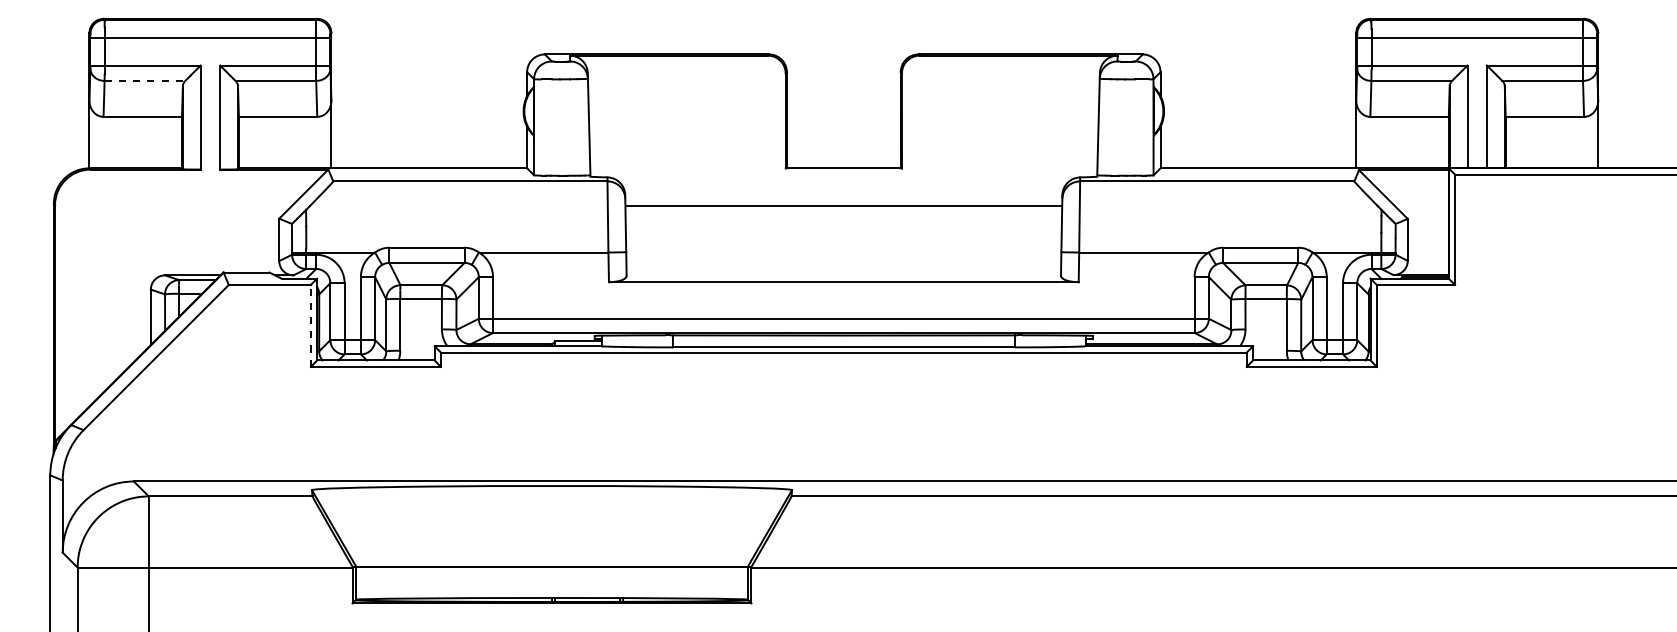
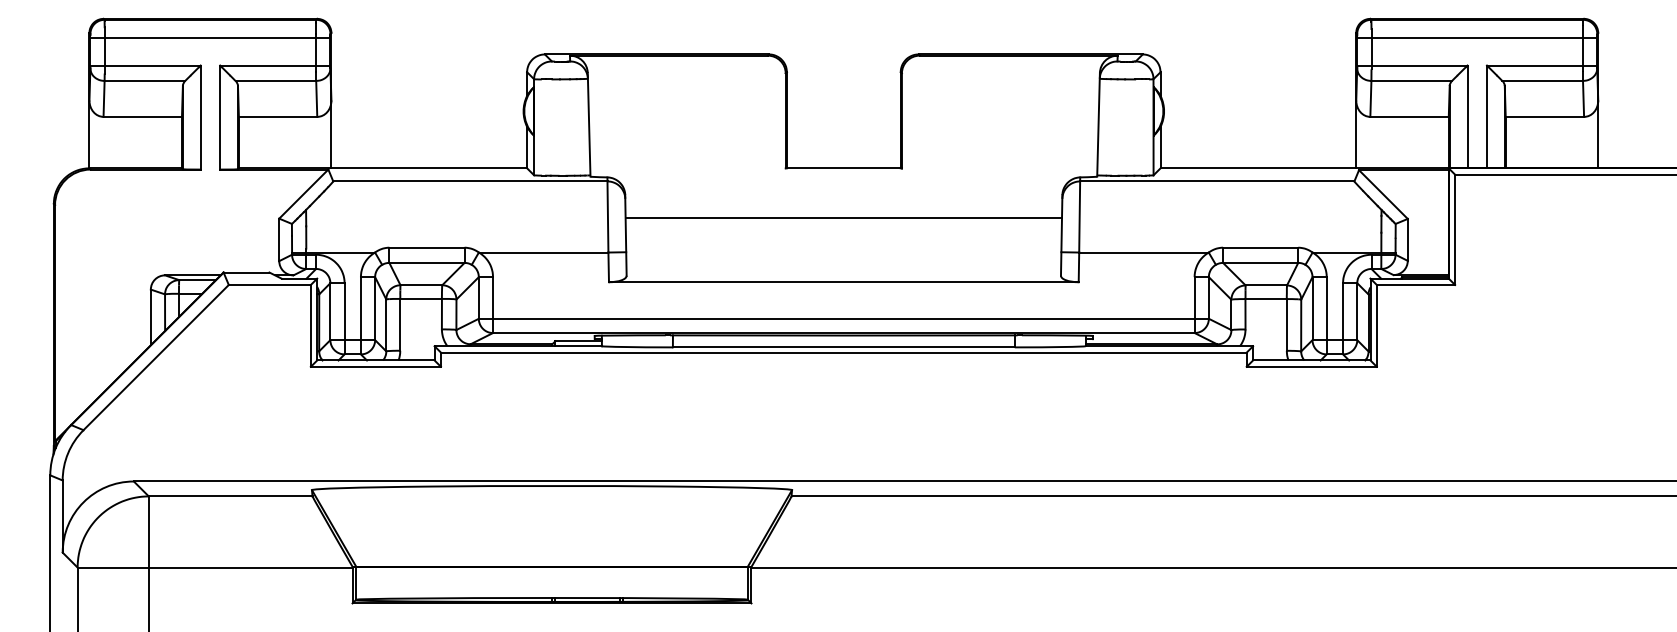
line: dashed -> solid (145, 80)
line position: (843, 206) -> (843, 218) (843, 218)
line: dashed -> solid (310, 325)
